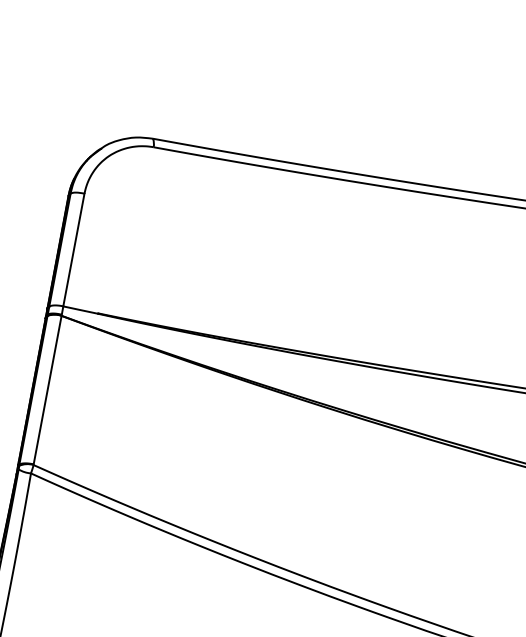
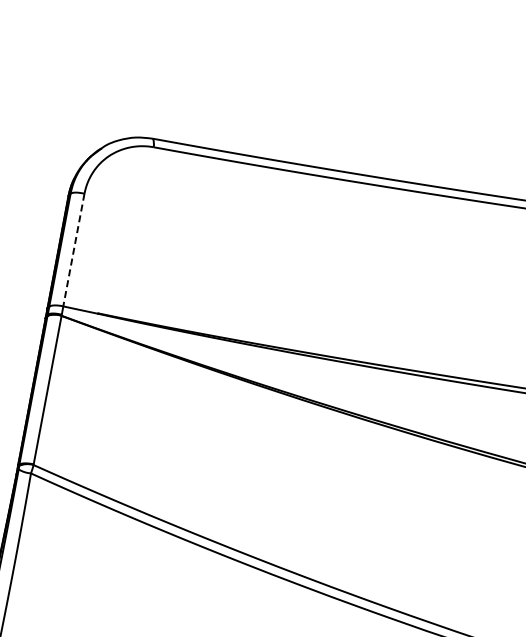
line: solid -> dashed (73, 250)
